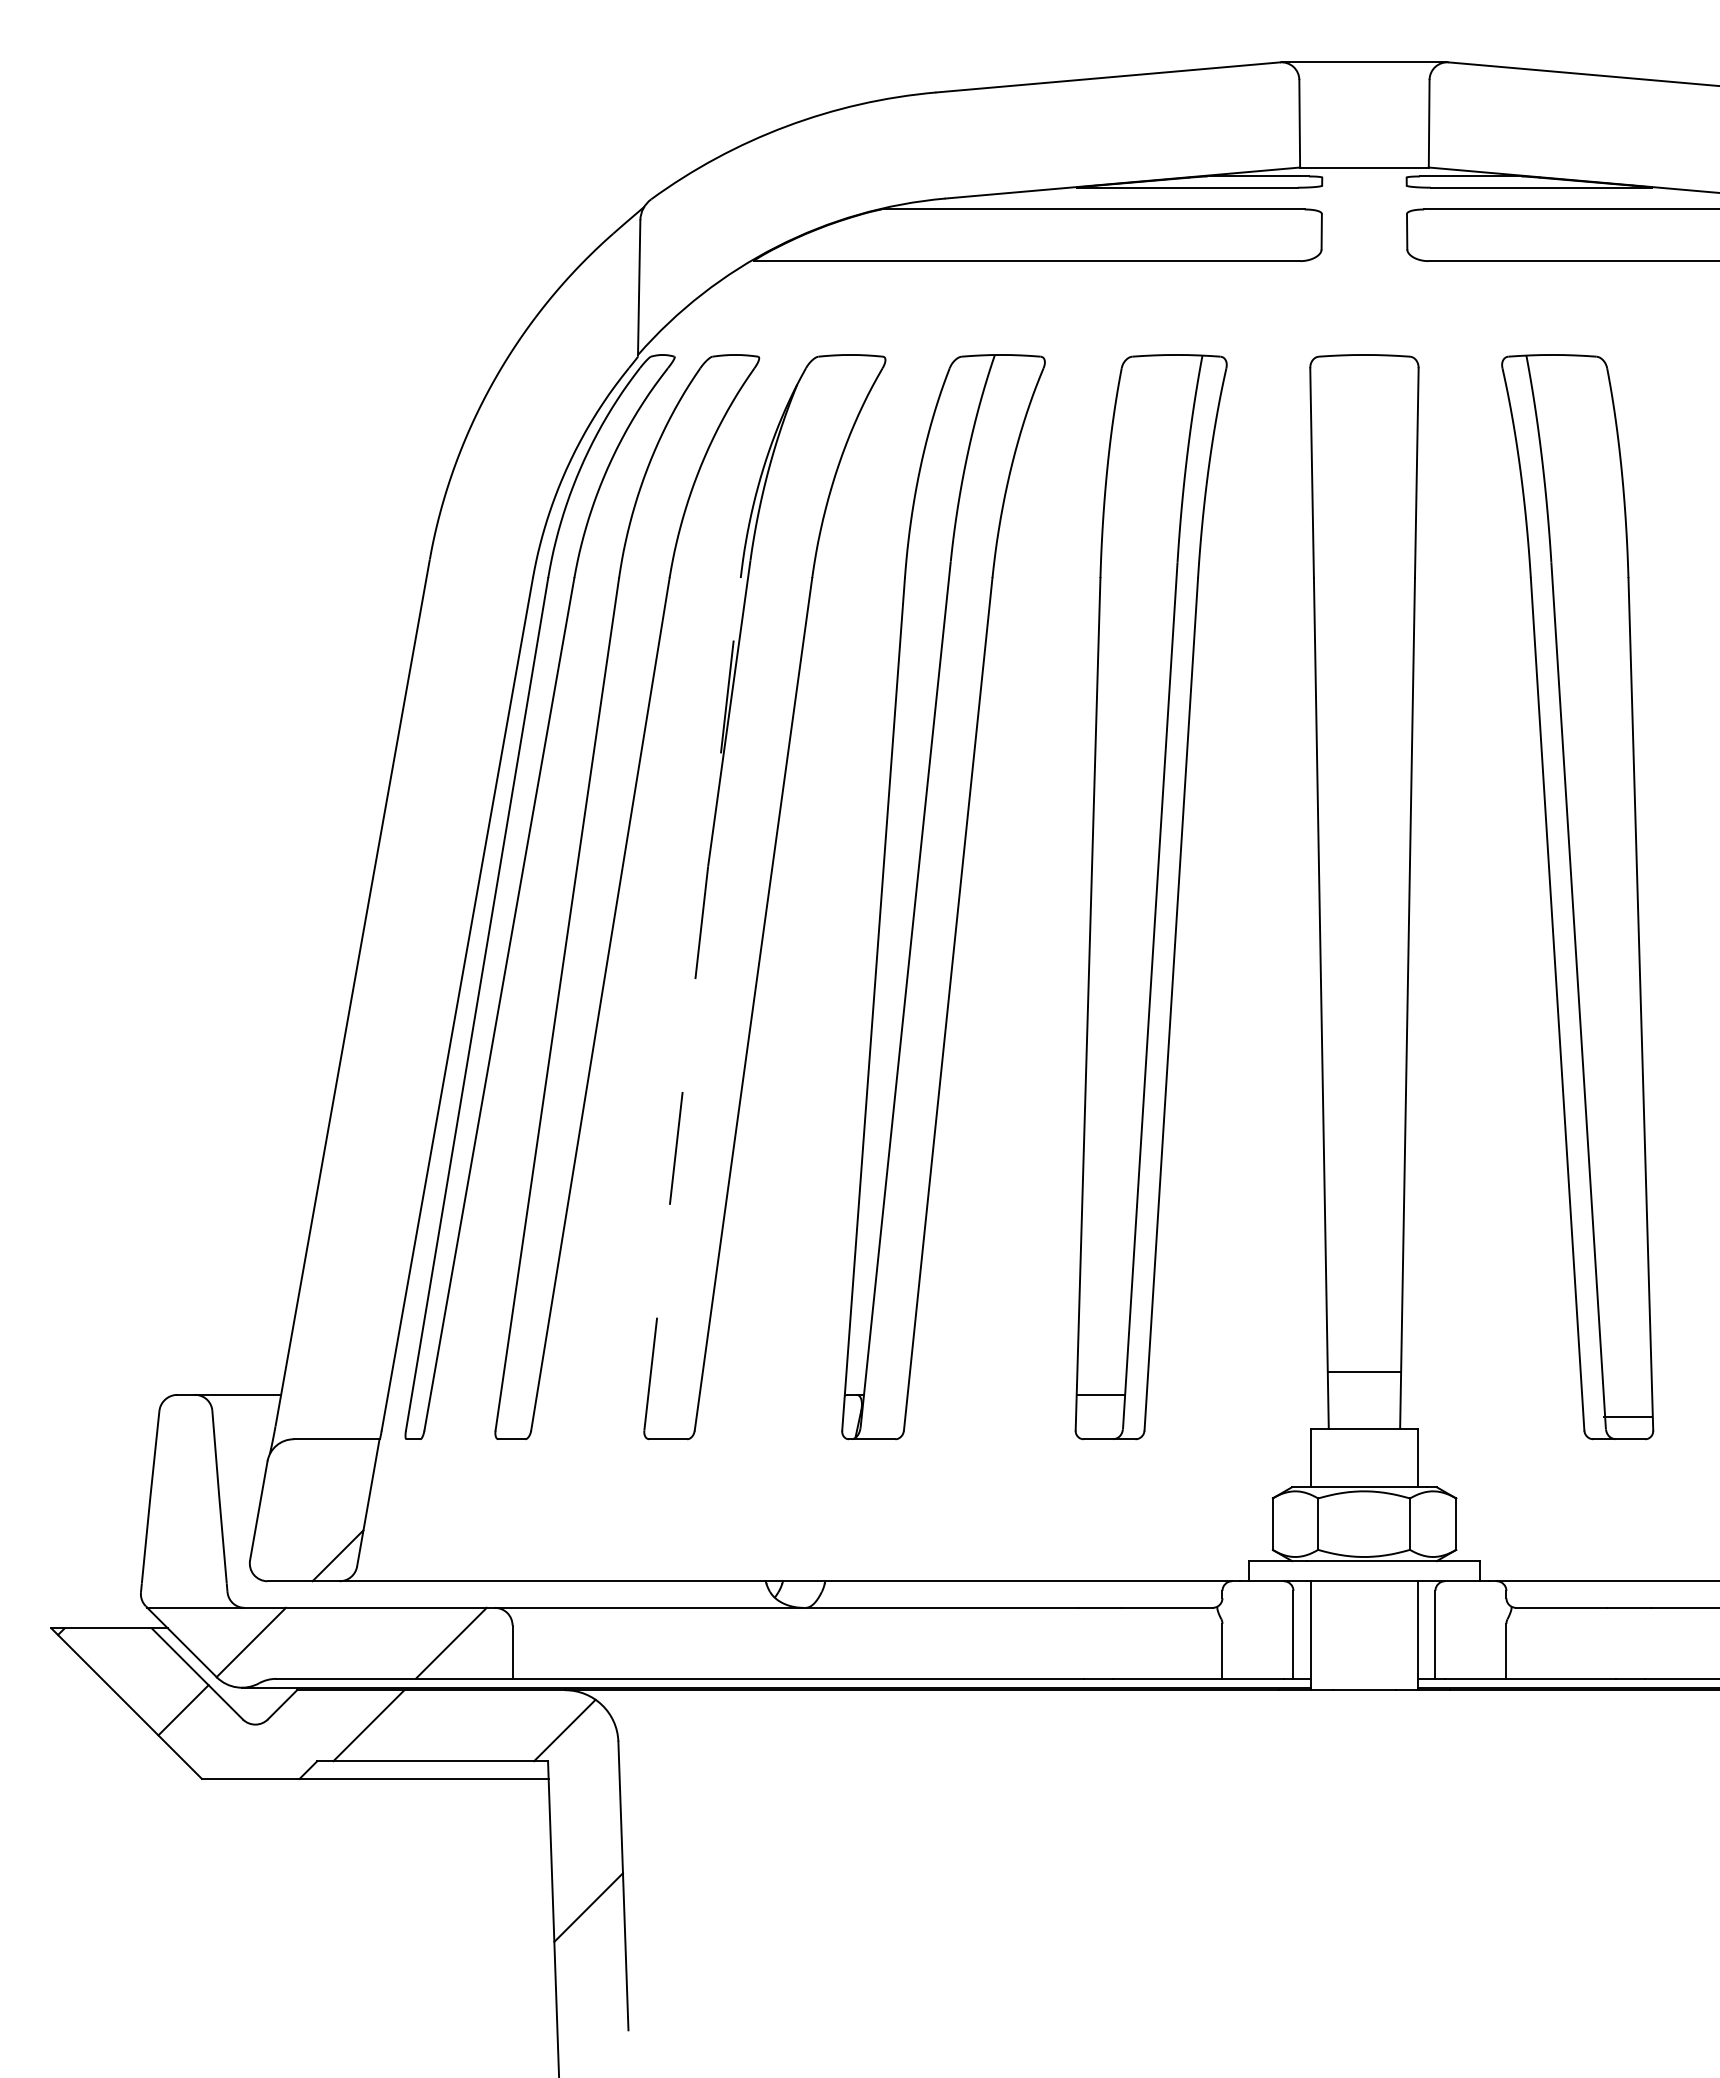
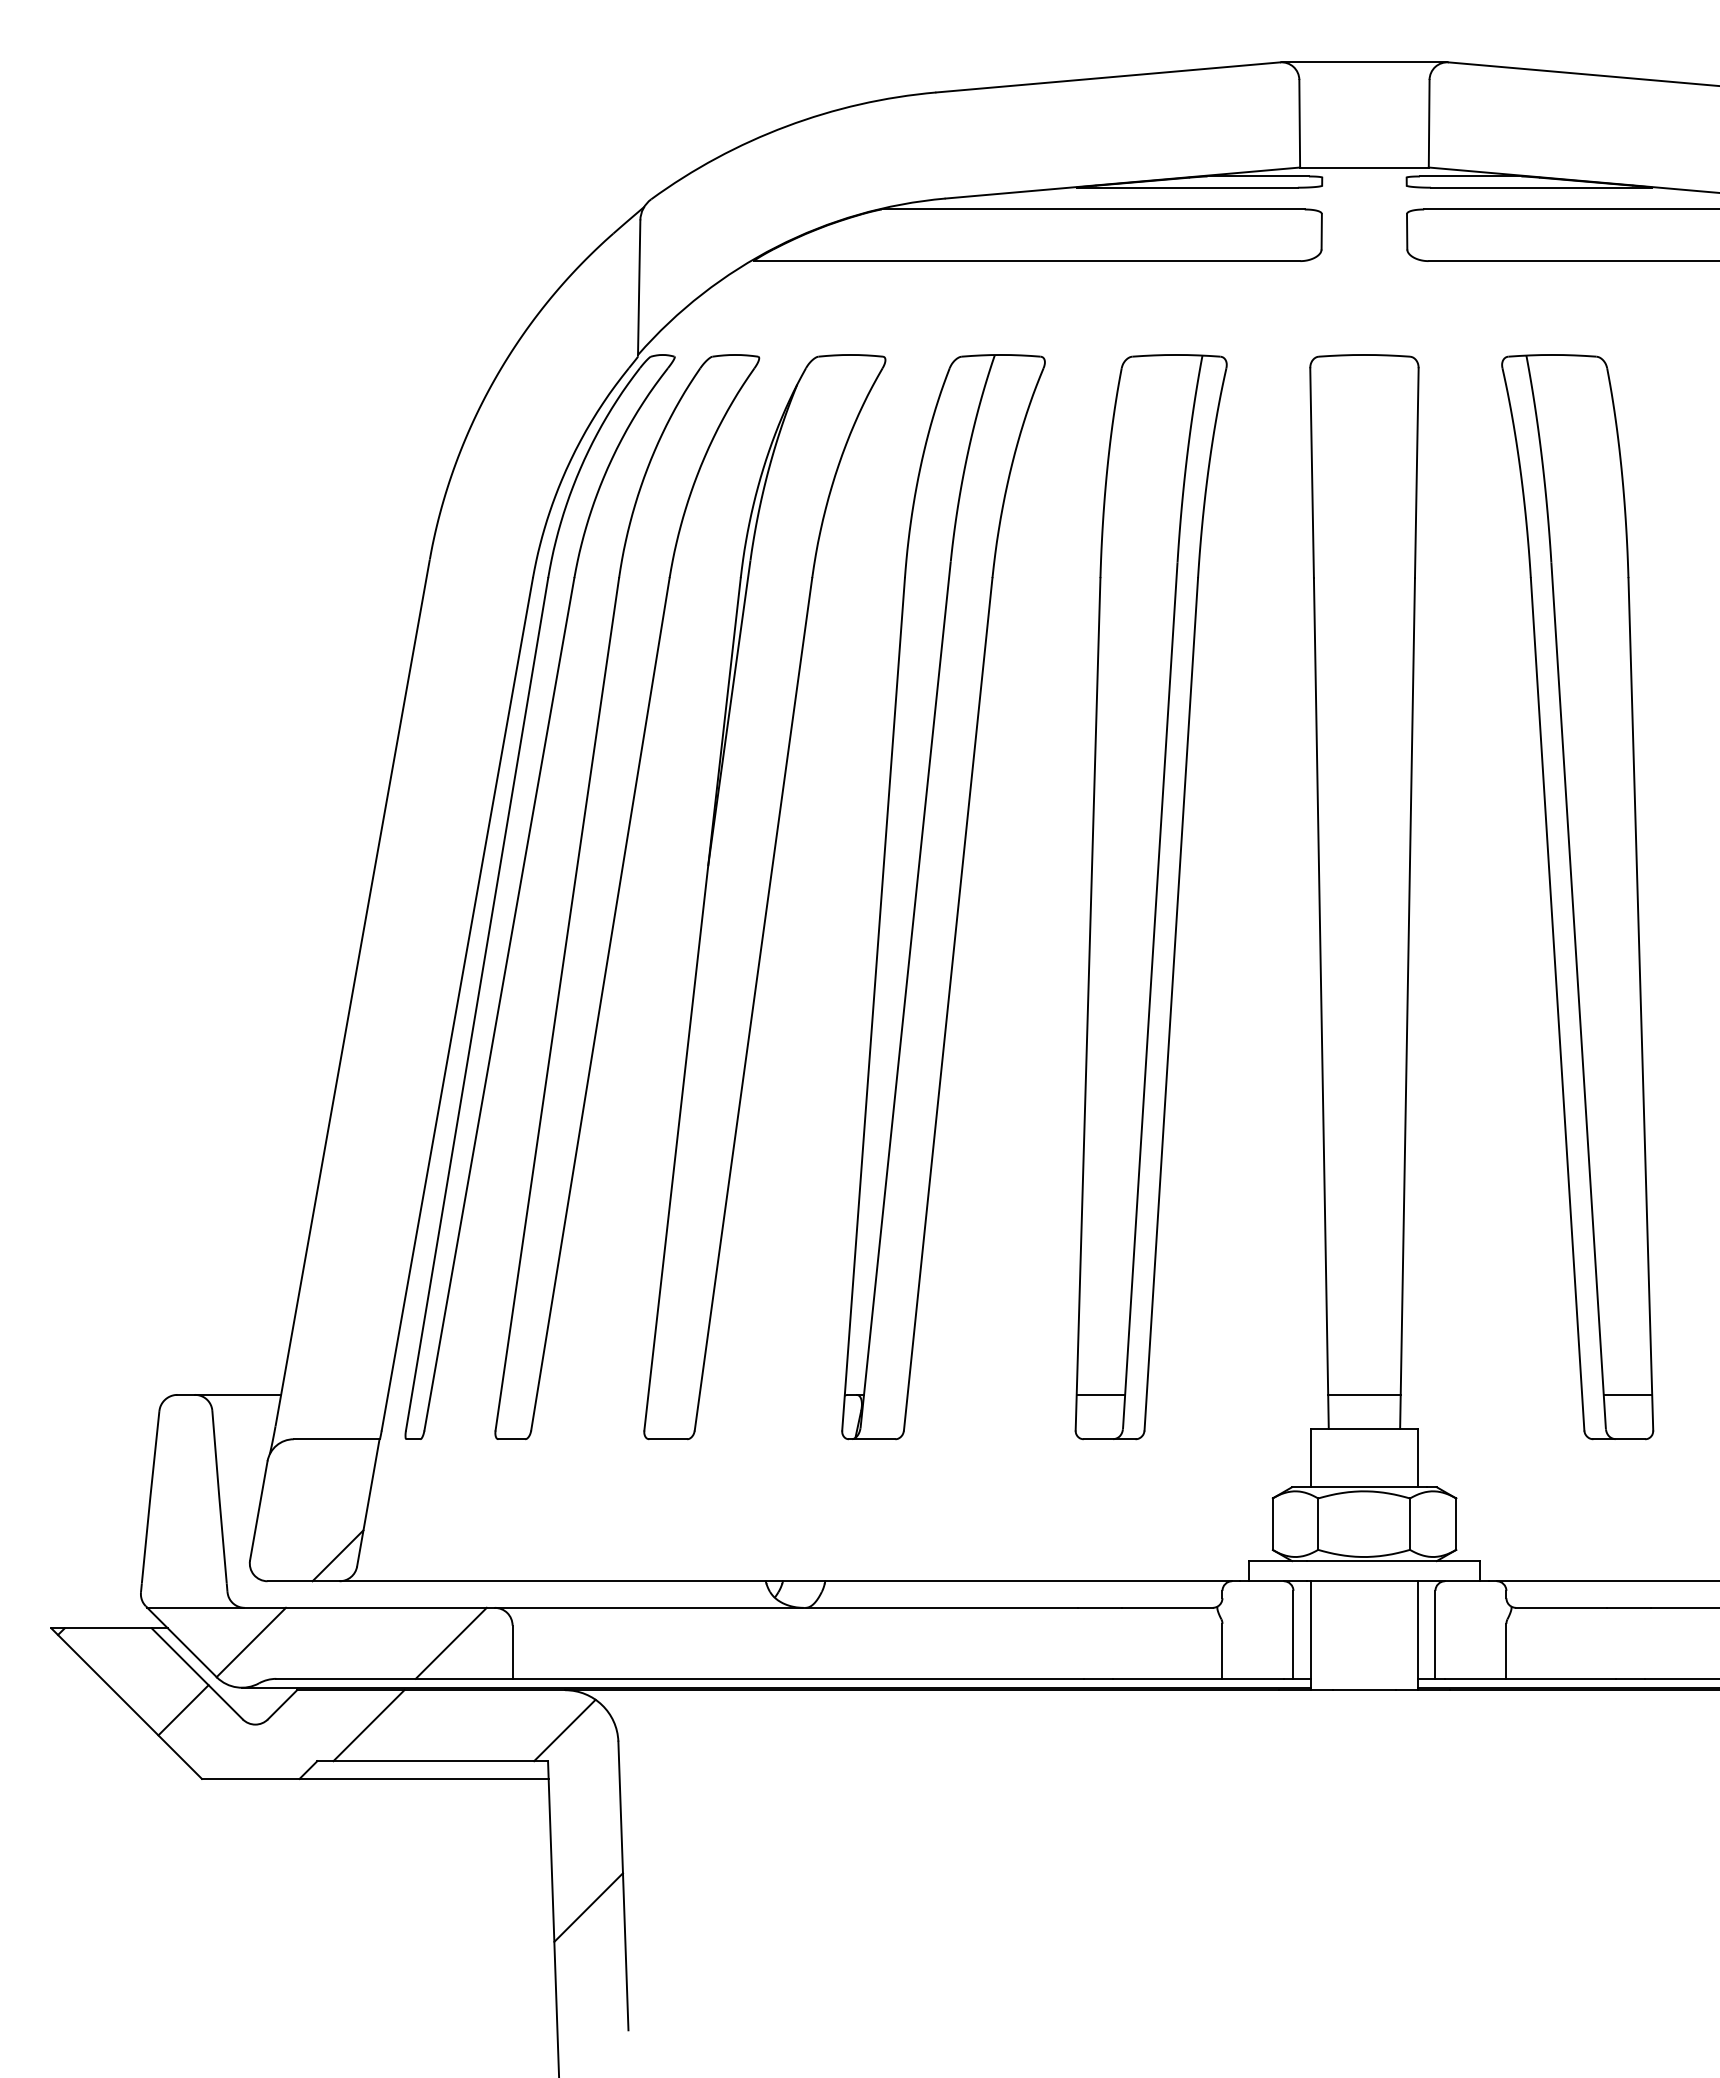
line: dashed -> solid (692, 1004)
line position: (1364, 1371) -> (1364, 1394) (1364, 1394)
line position: (1627, 1416) -> (1627, 1394) (1627, 1394)
